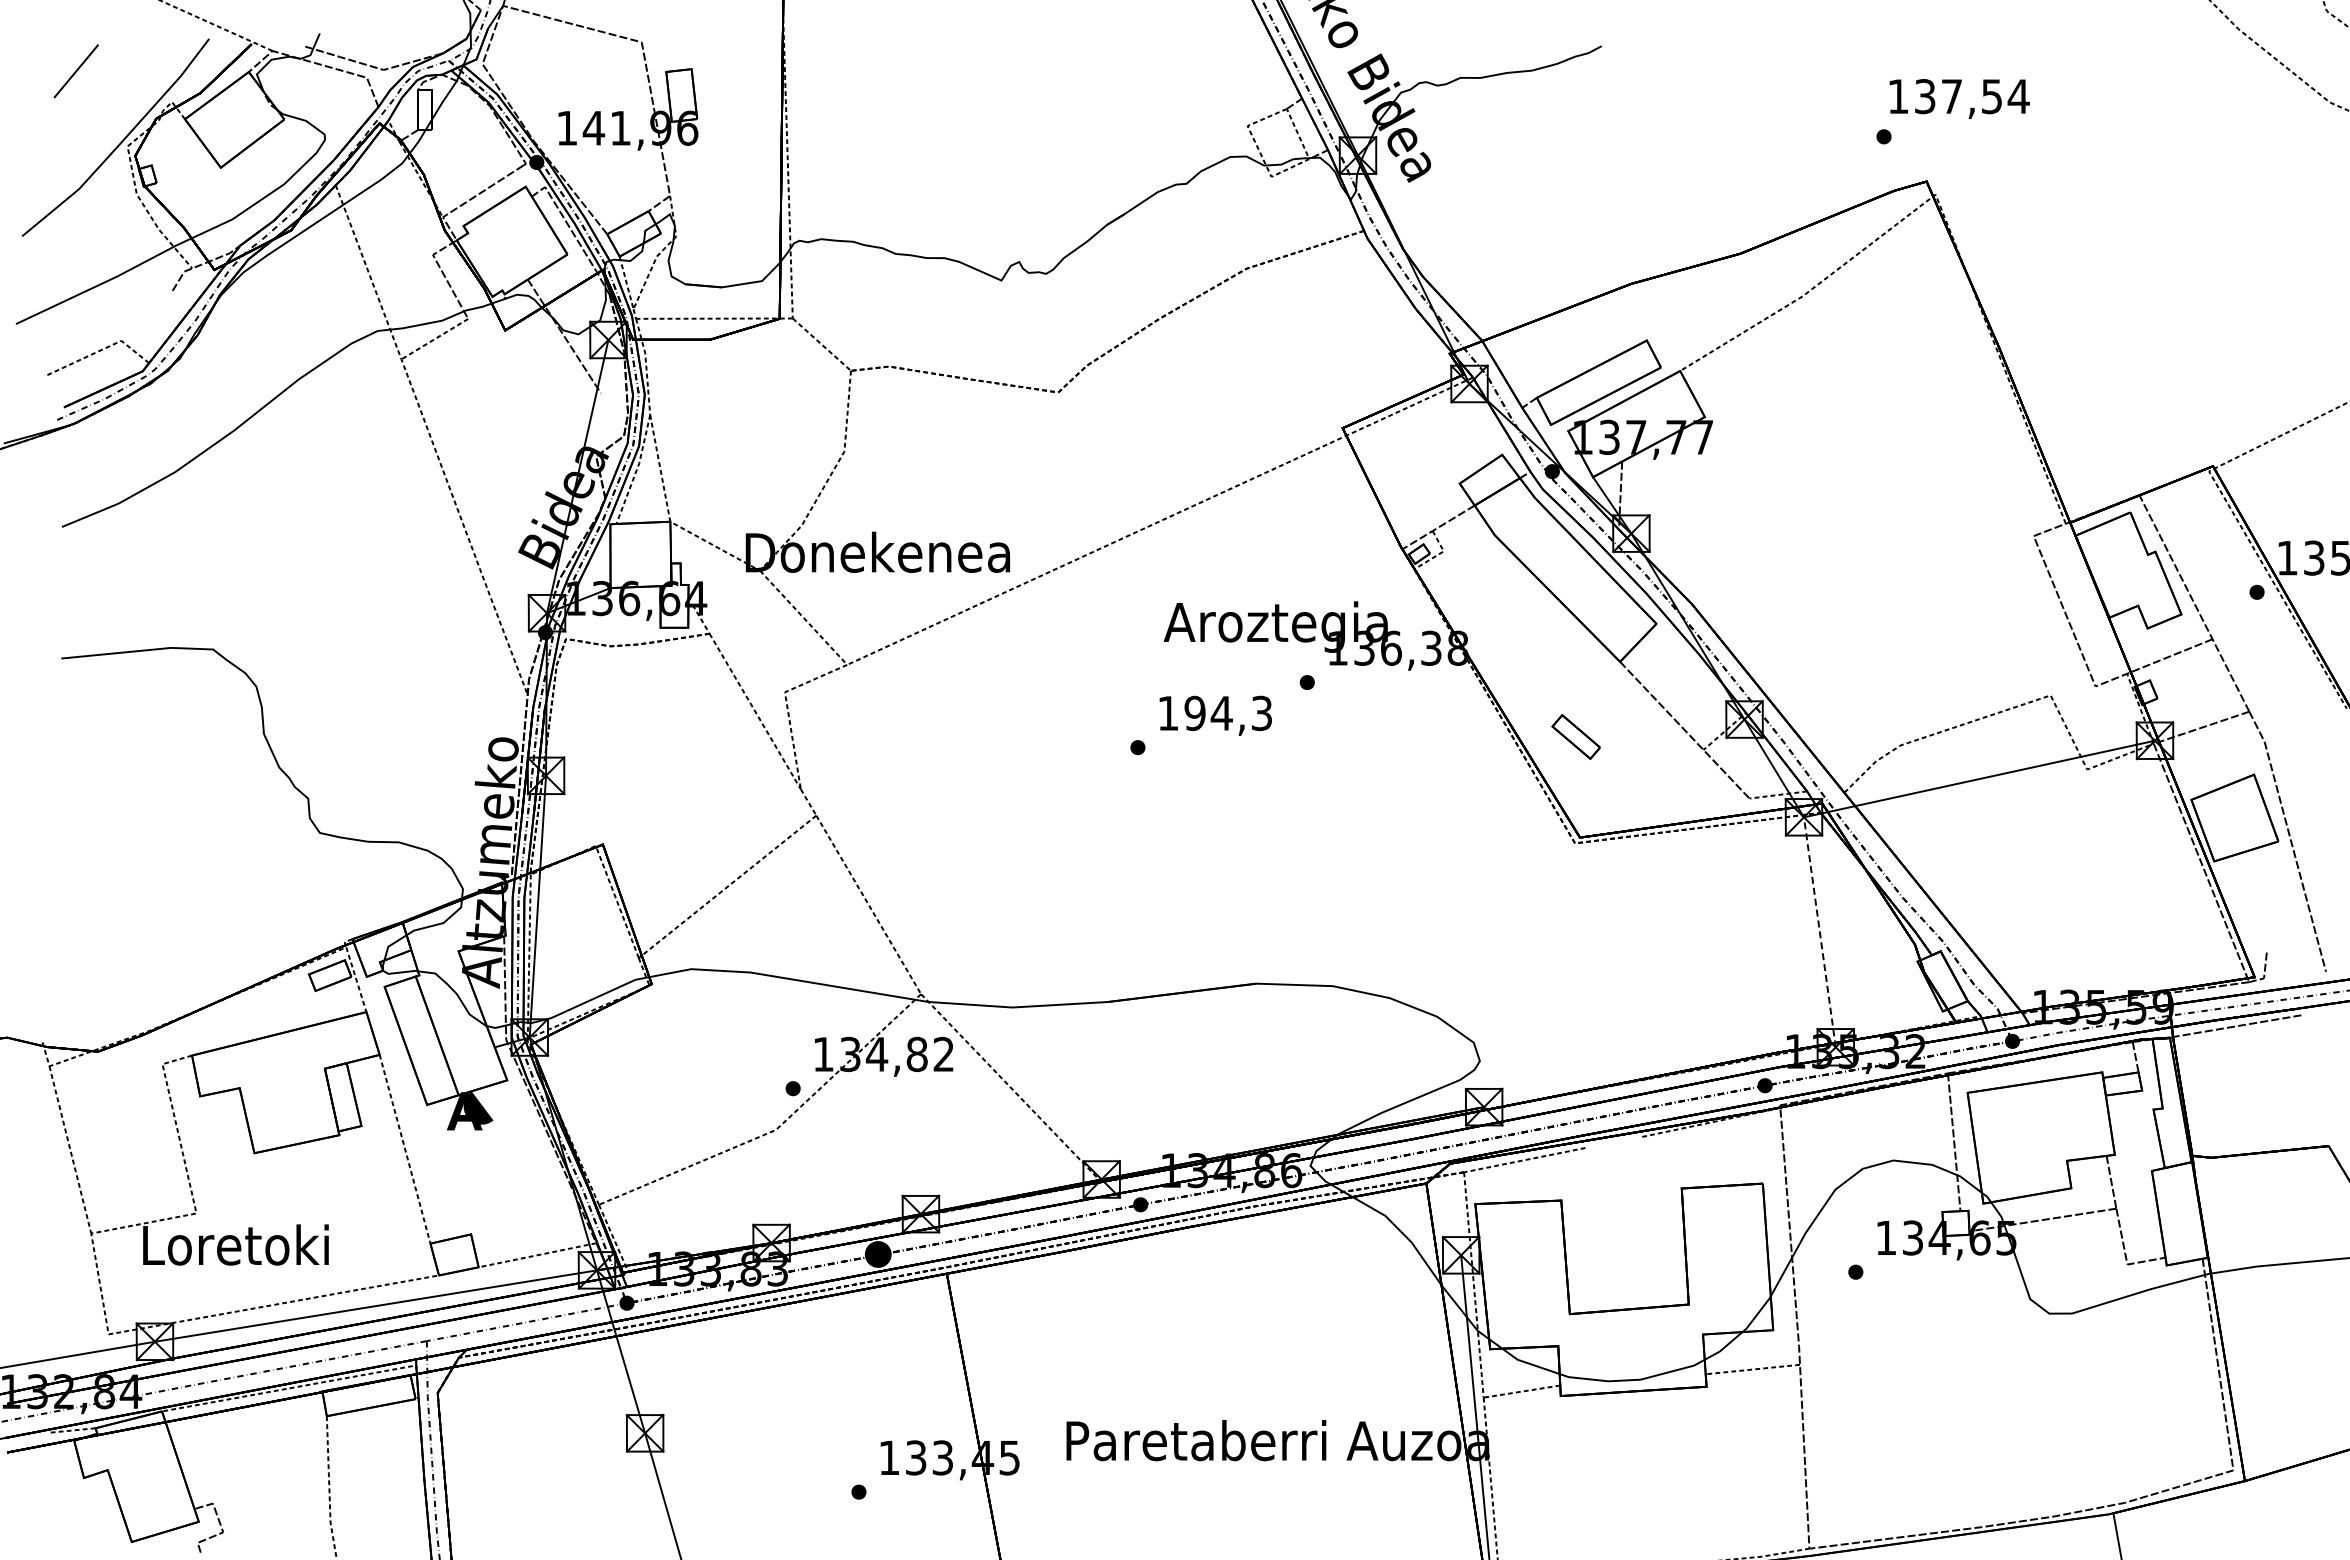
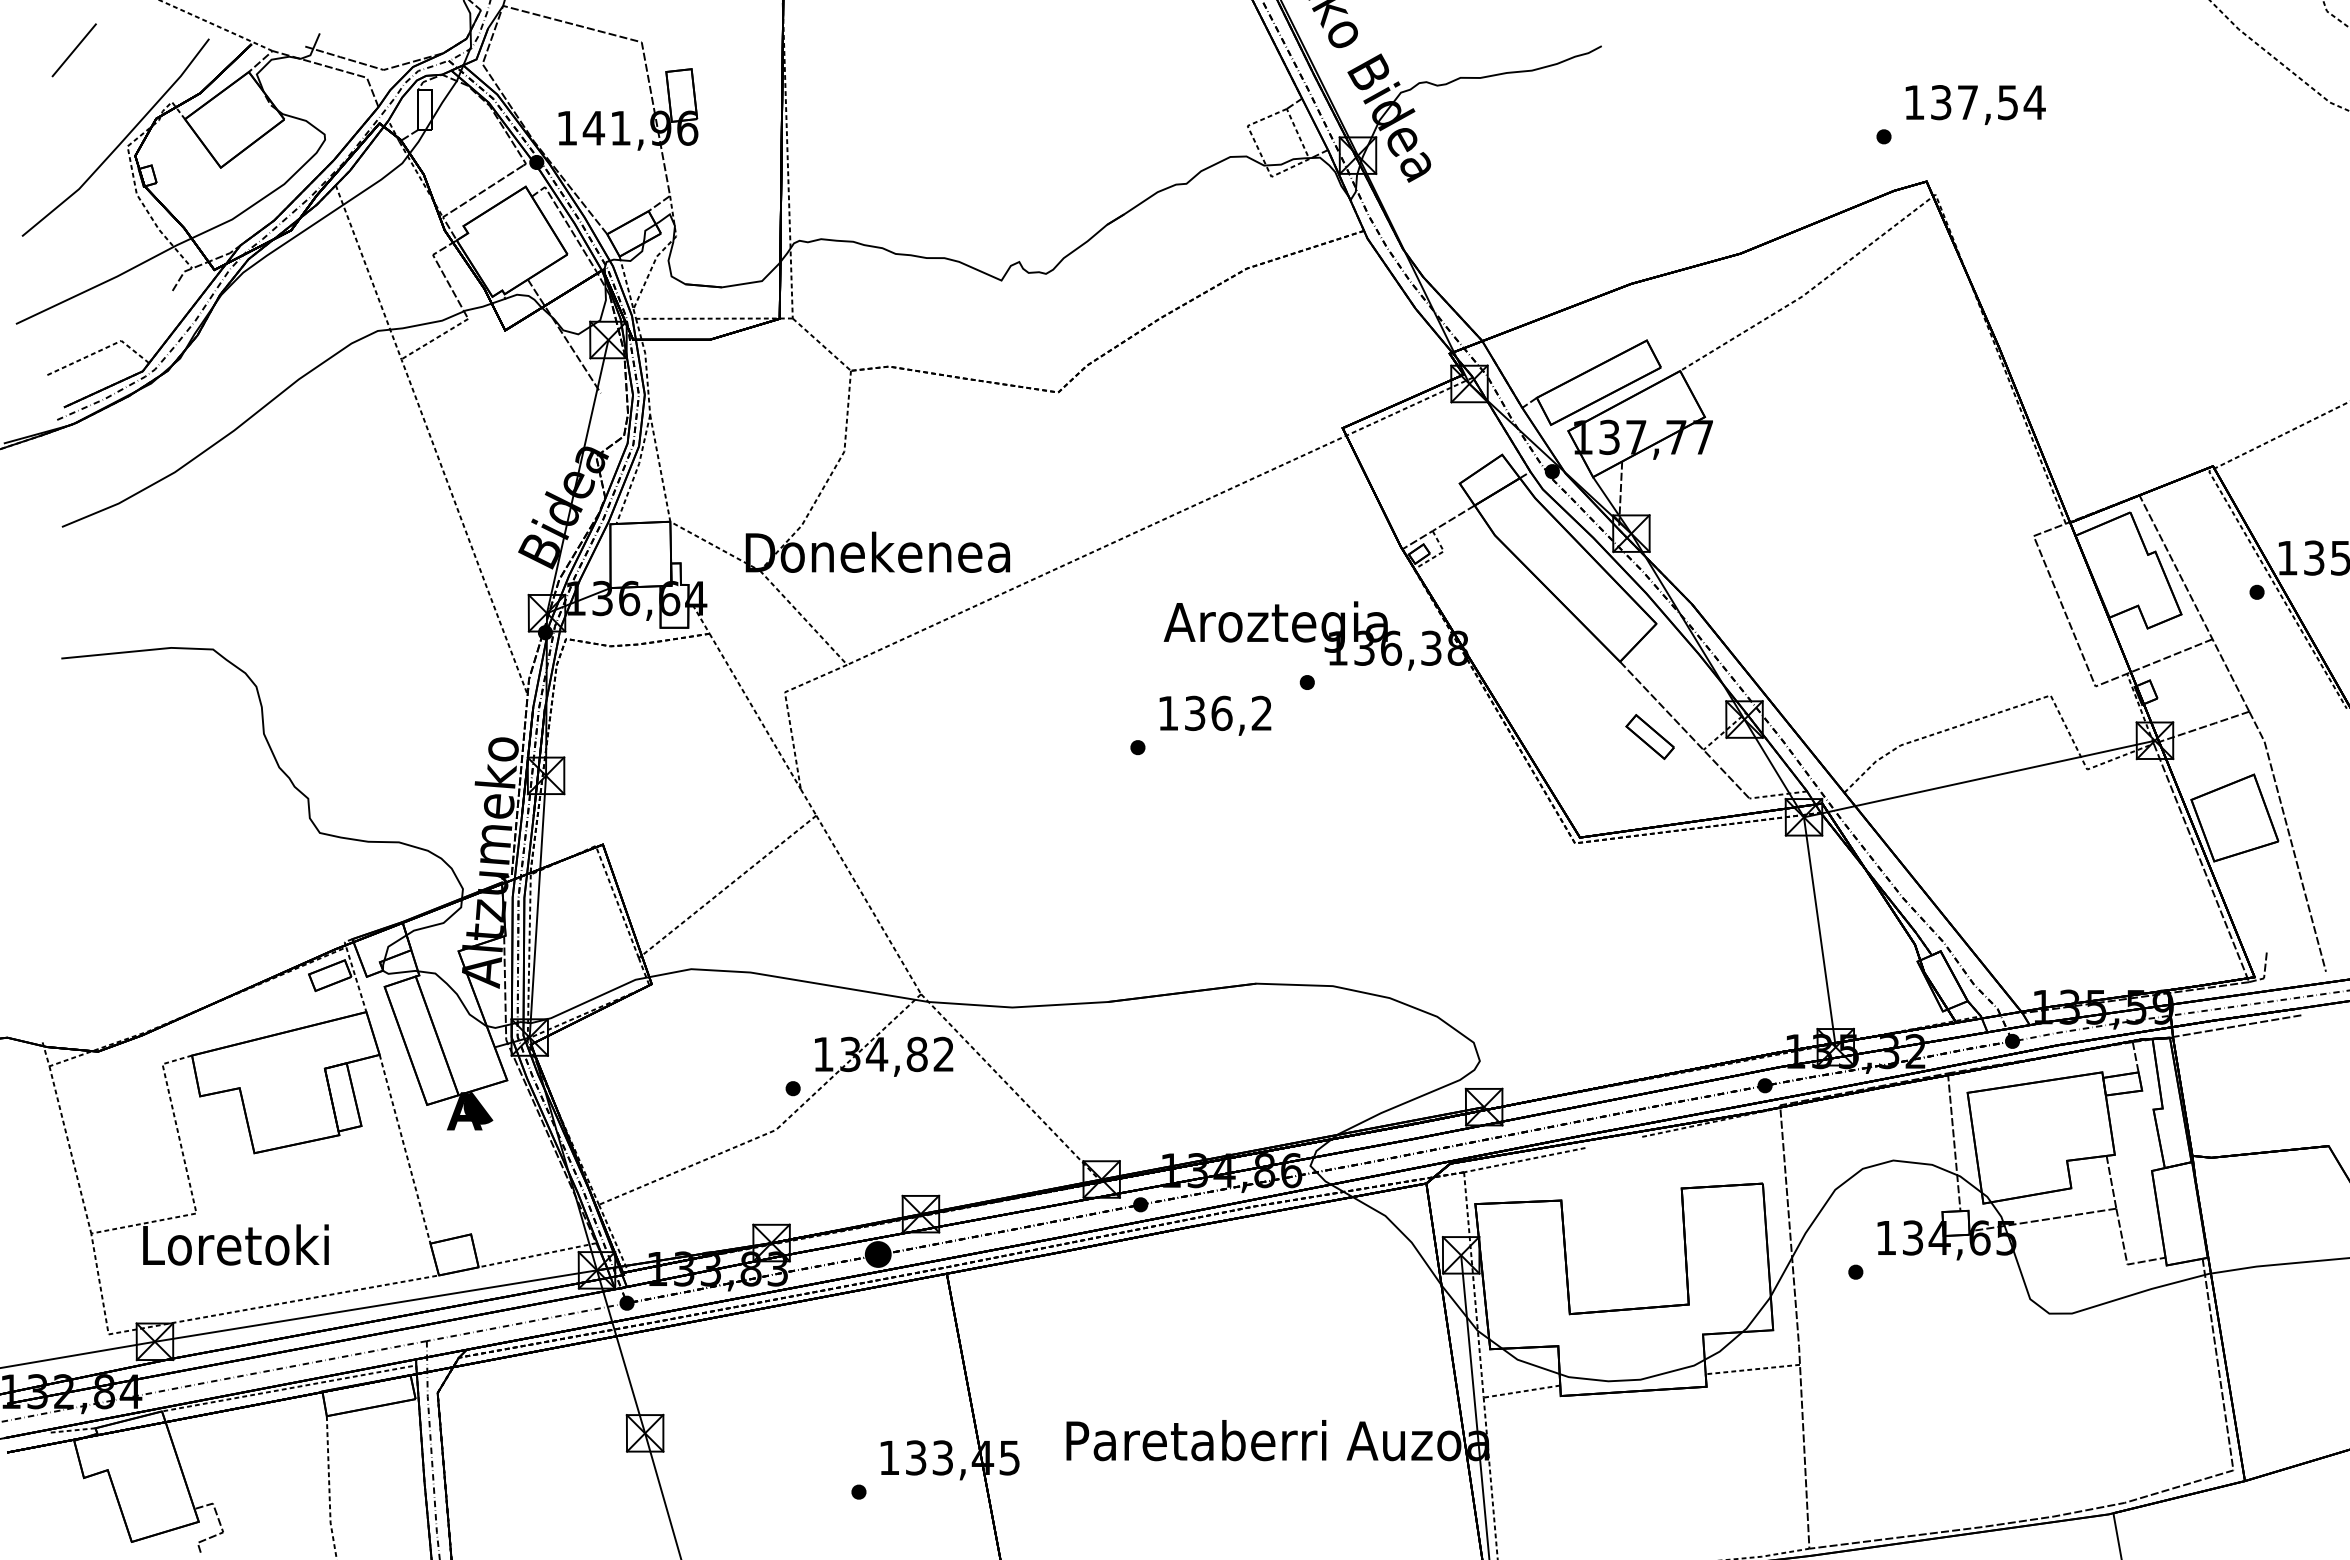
line position: (75, 71) -> (73, 50) (73, 50)
text position: (1959, 98) -> (1975, 104) (1975, 104)
text: 194,3 -> 136,2 (1227, 713)
part position: (1575, 736) -> (1649, 736) (1649, 736)
line: dashed -> solid (1819, 931)
